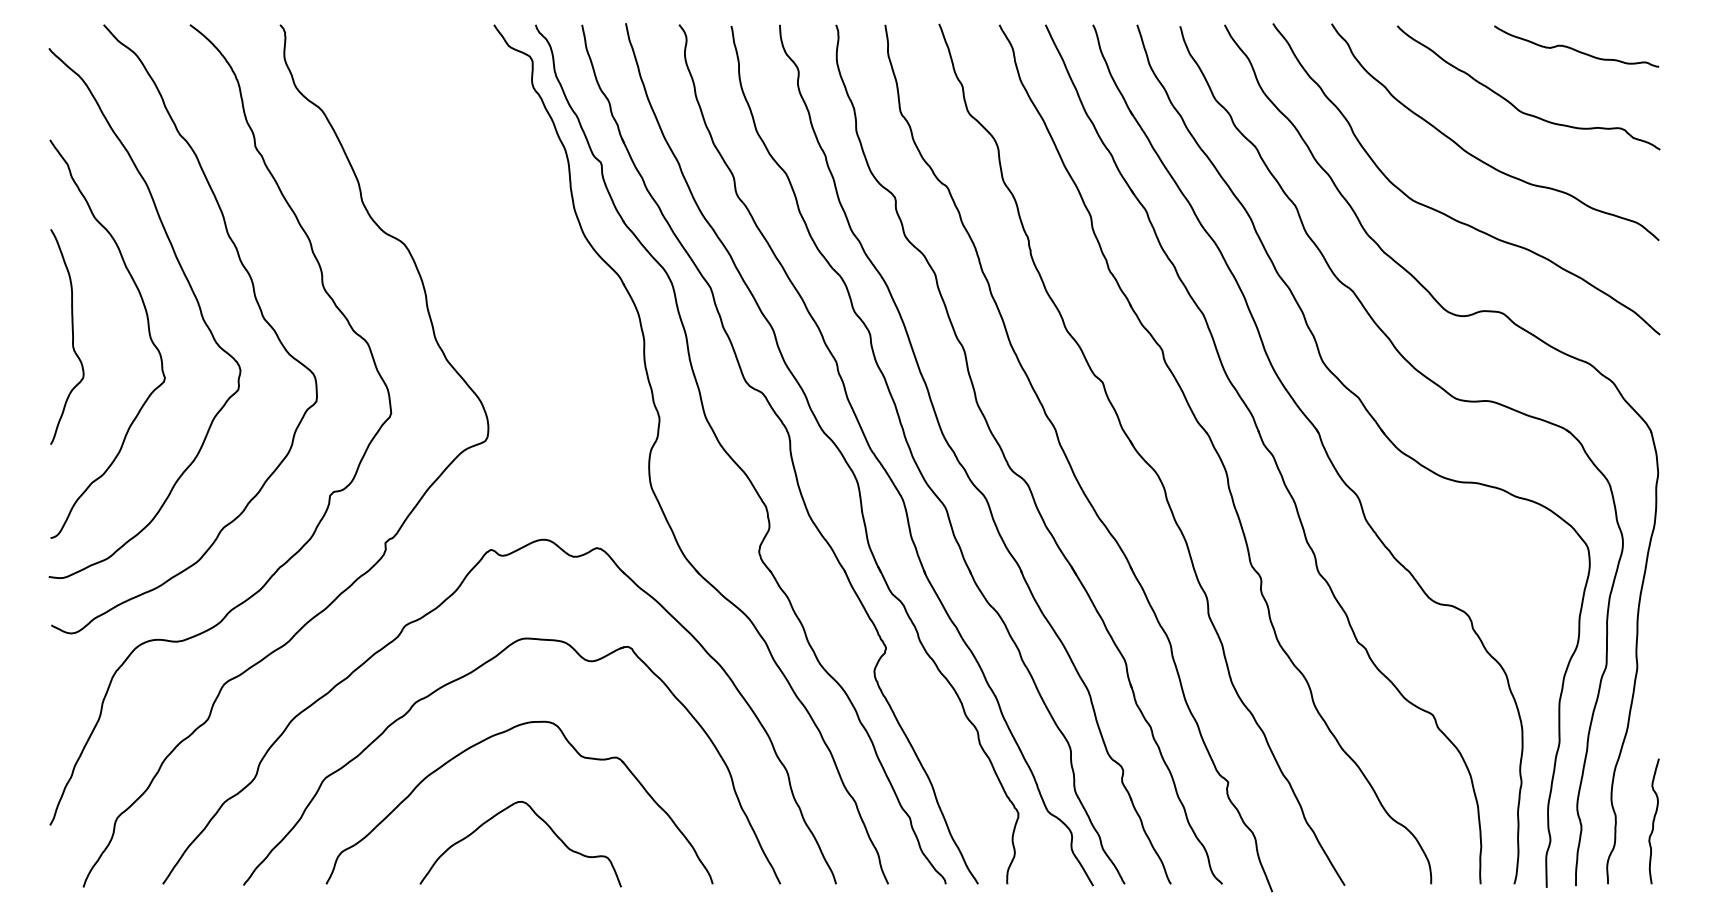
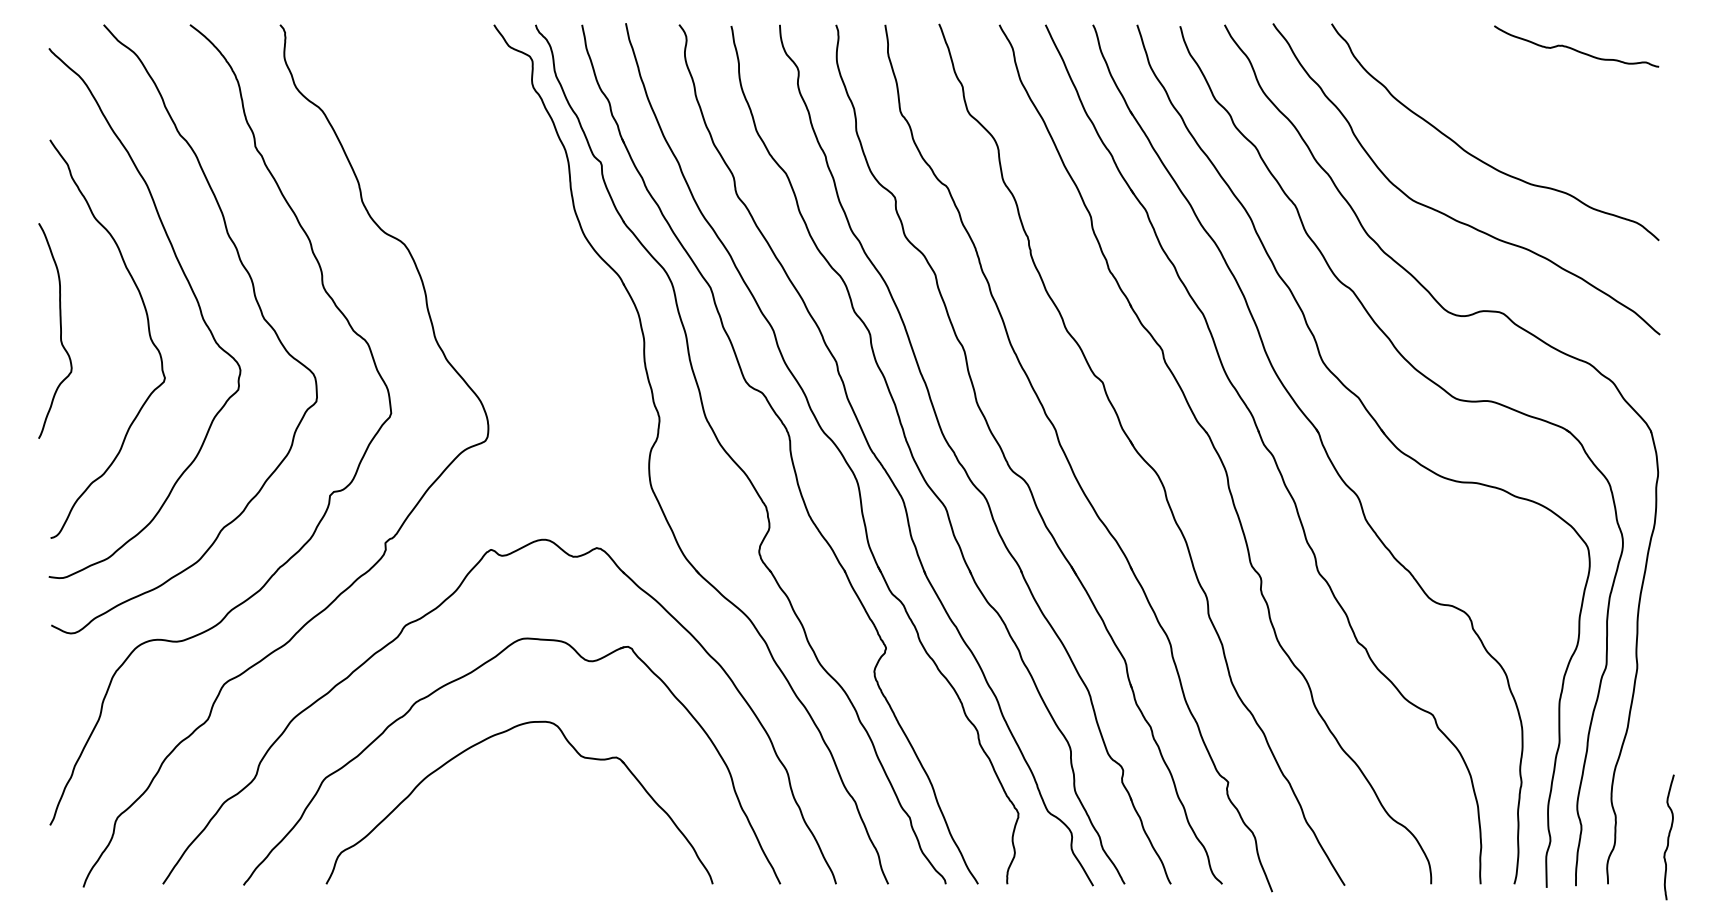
curve: present -> none (1512, 103)
curve position: (72, 336) -> (60, 330) (60, 330)
curve: present -> none (542, 821)
curve position: (1653, 821) -> (1668, 837) (1668, 837)
